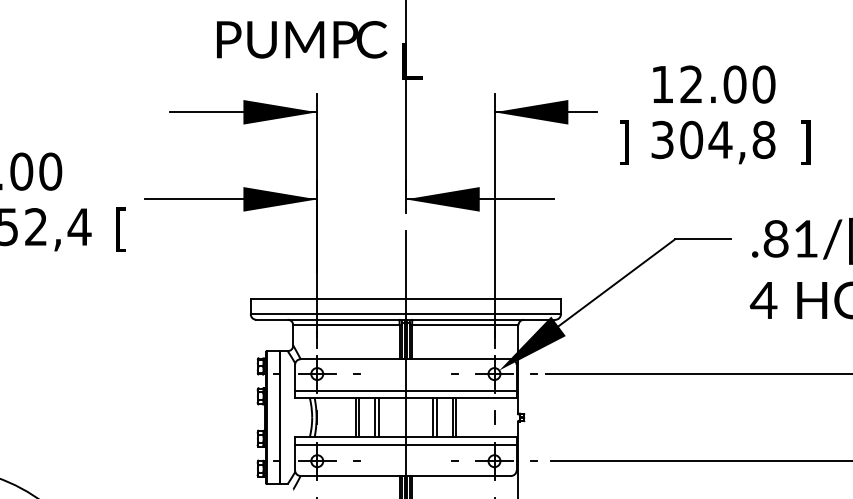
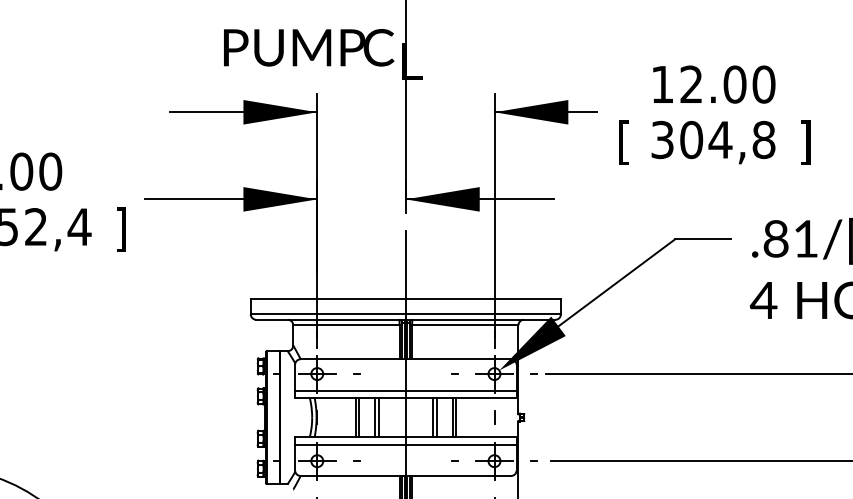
text position: (302, 39) -> (309, 47) (309, 47)
text: ] -> [ (623, 142)
text: [ -> ] (120, 229)
